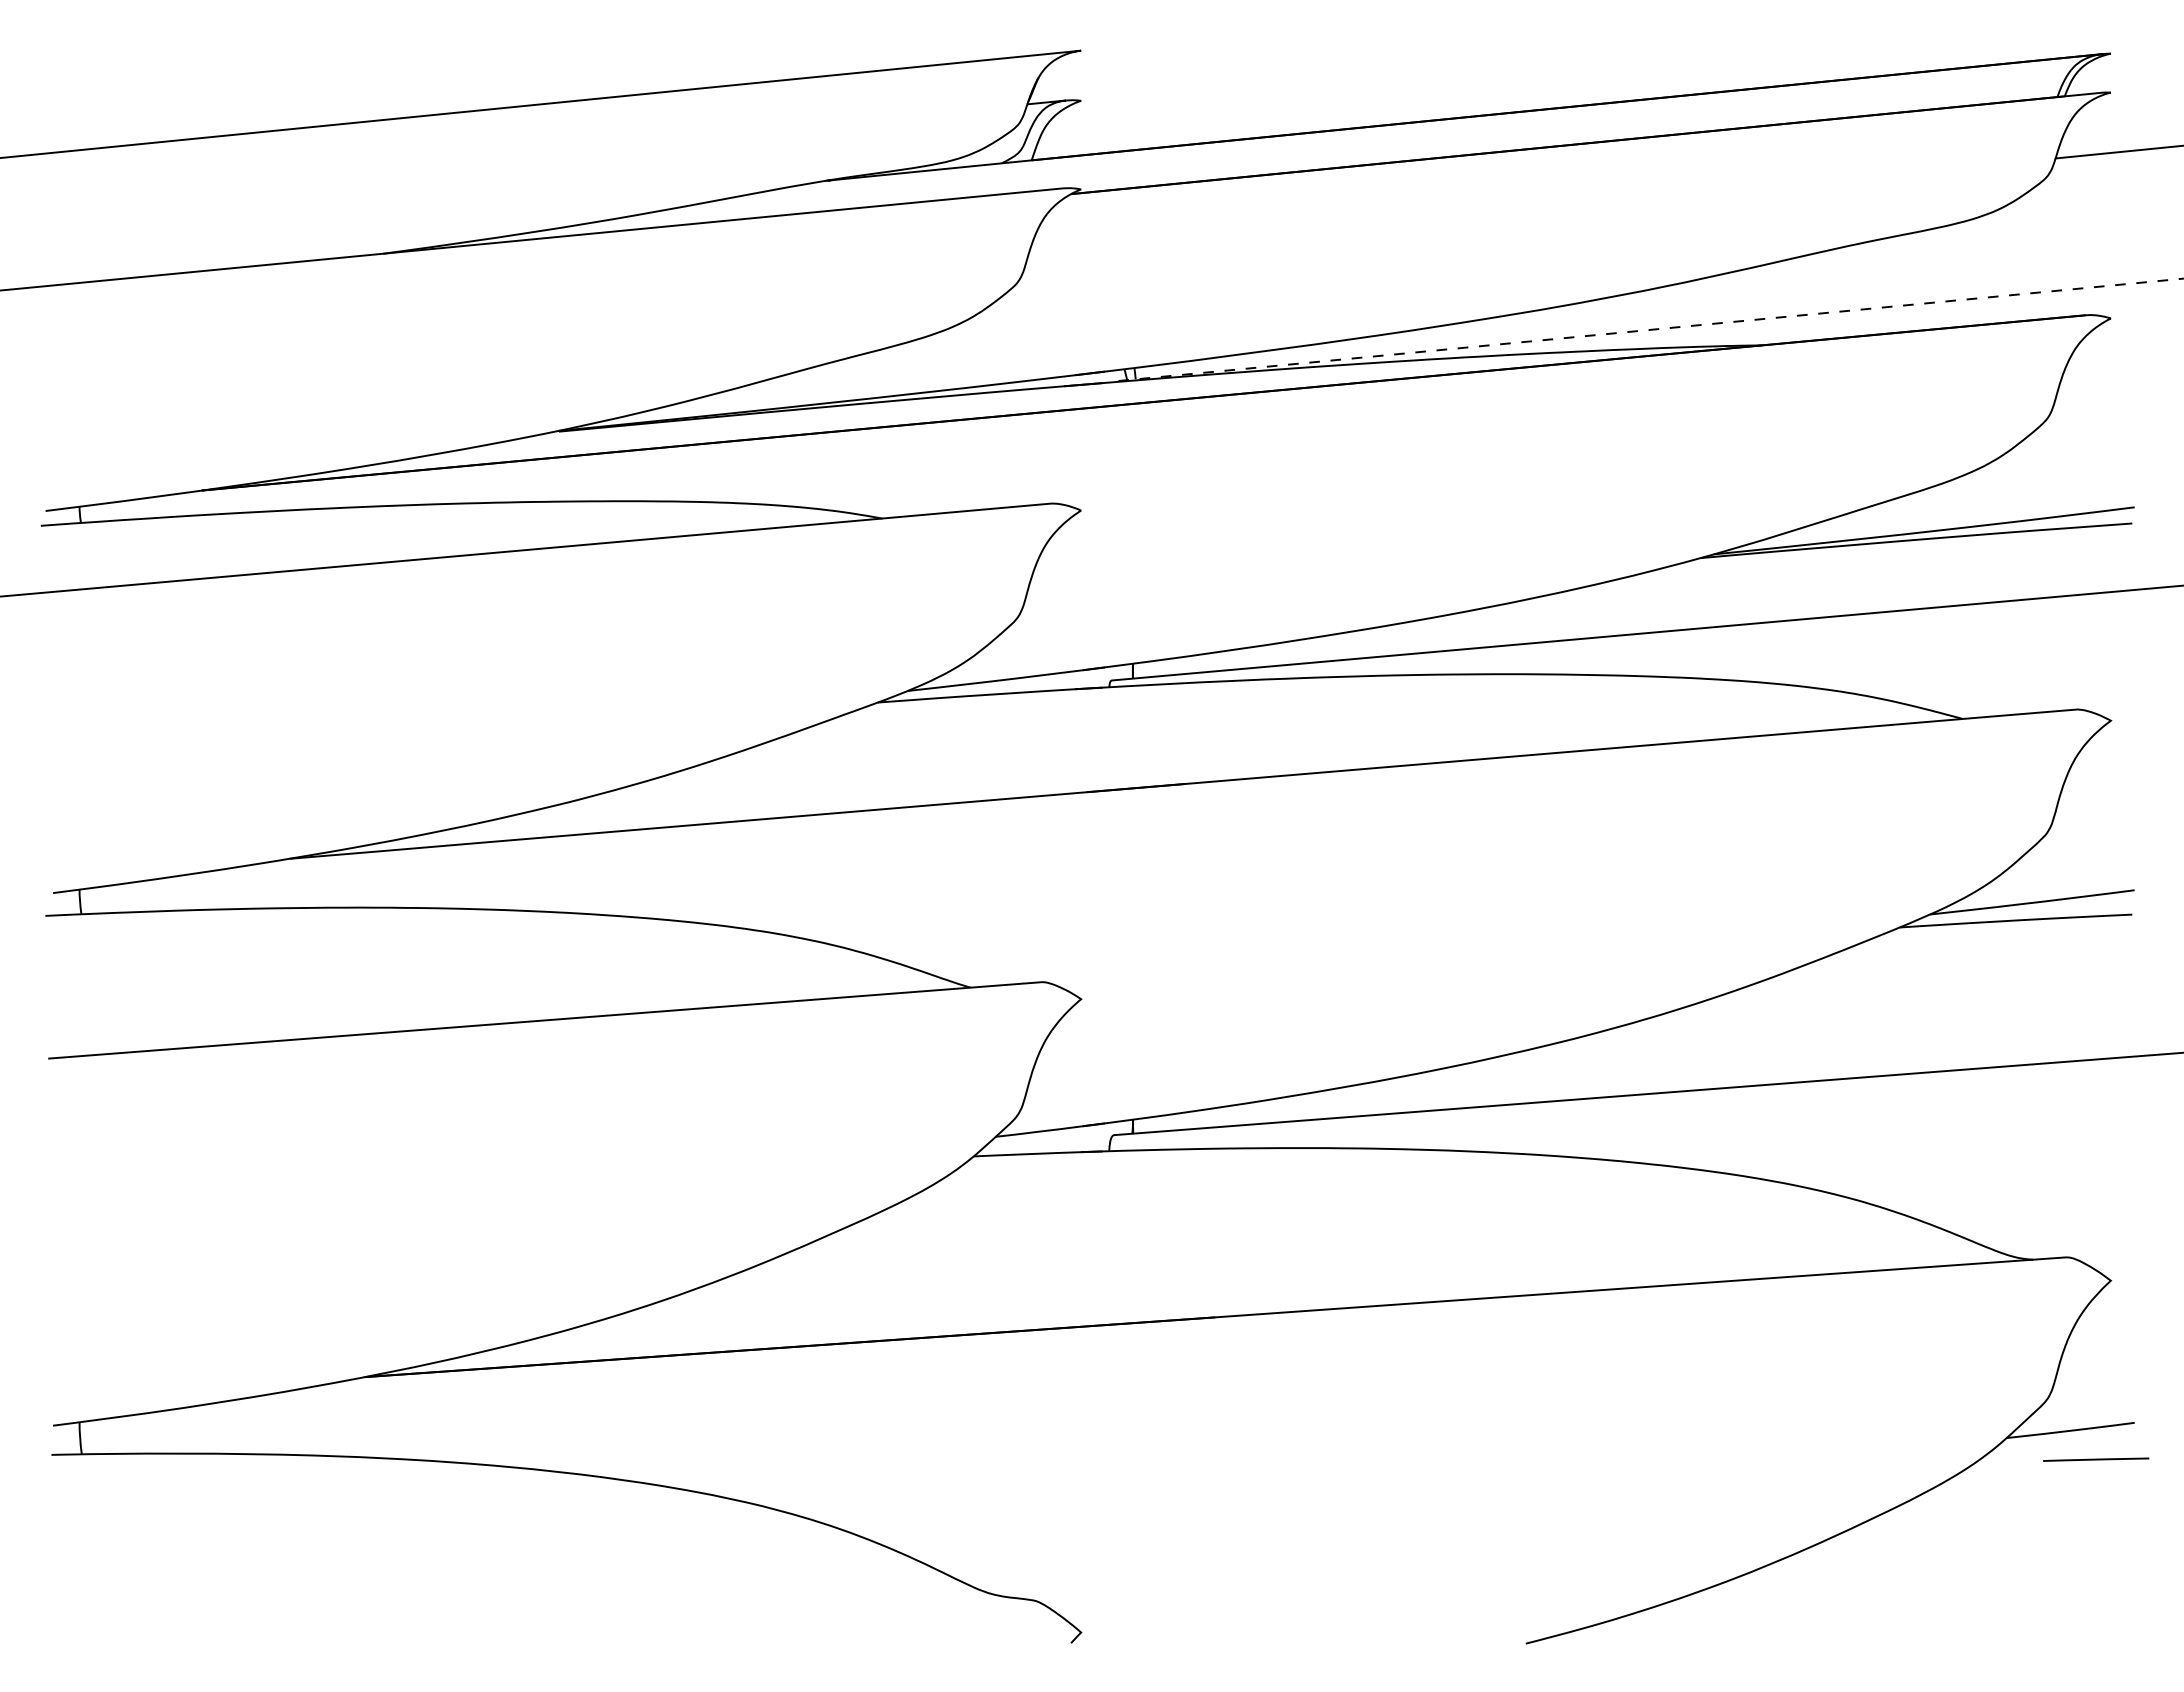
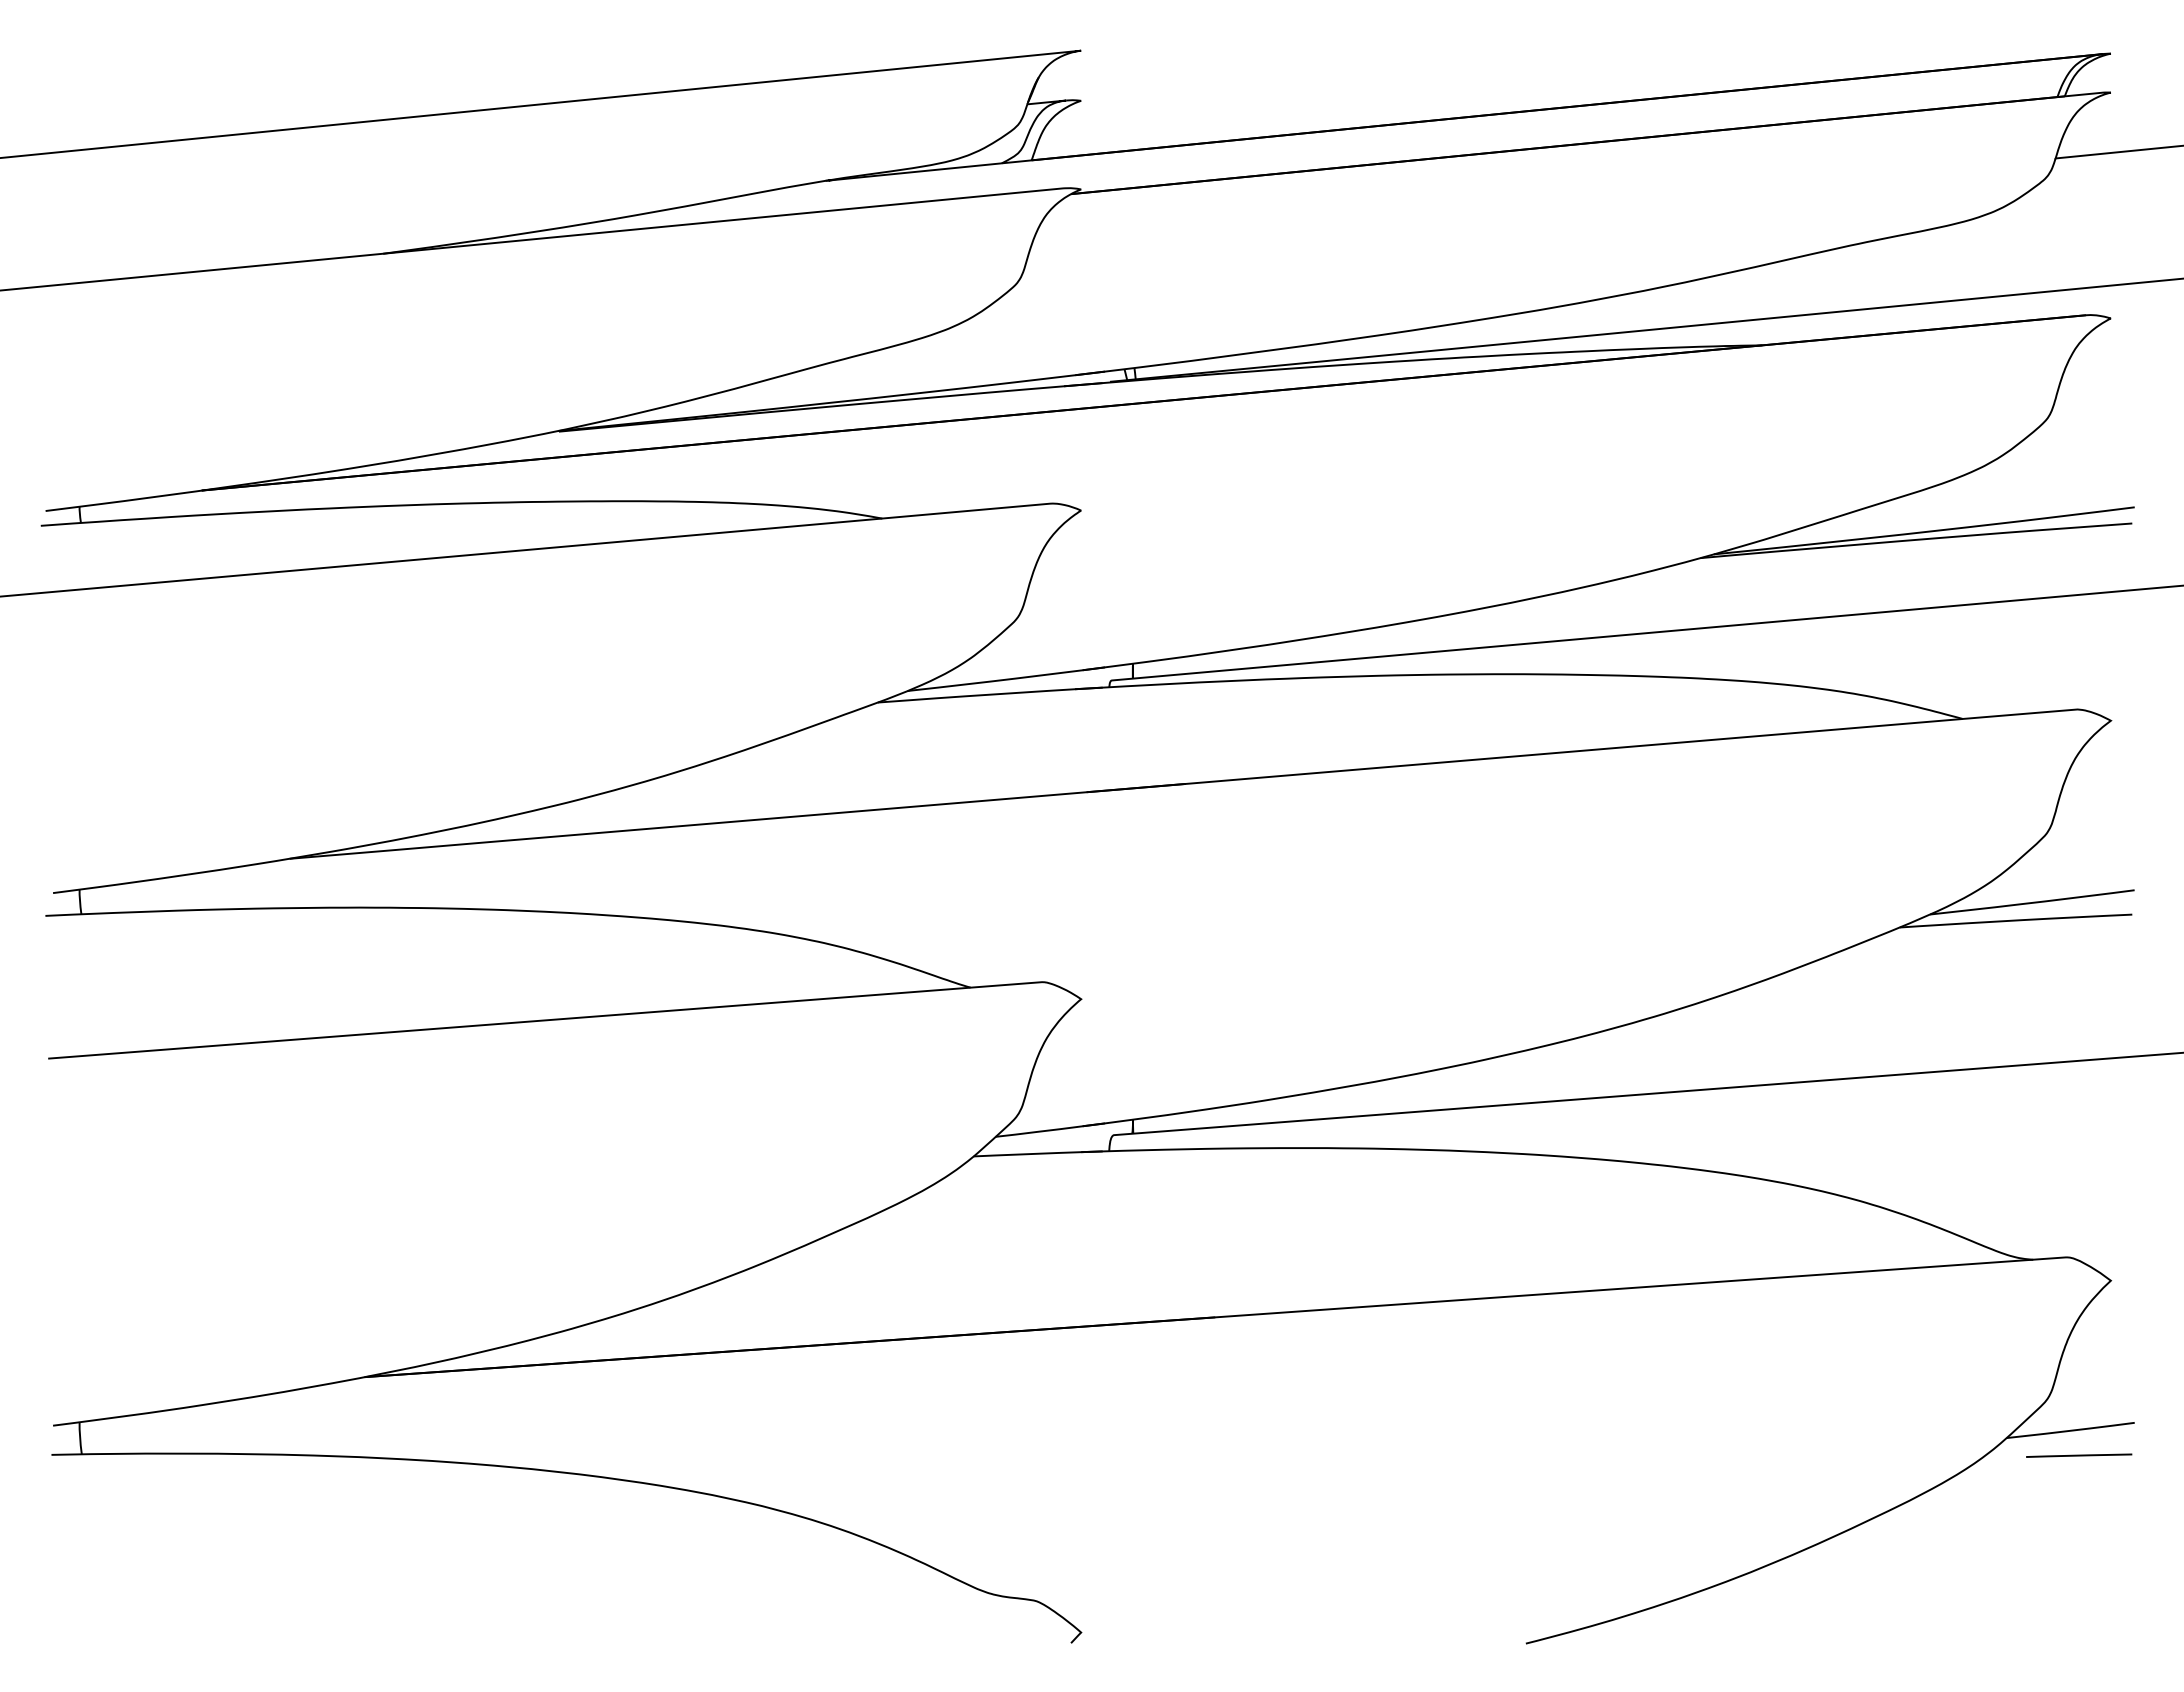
line: dashed -> solid (1646, 330)
line position: (2096, 1459) -> (2079, 1455) (2079, 1455)
